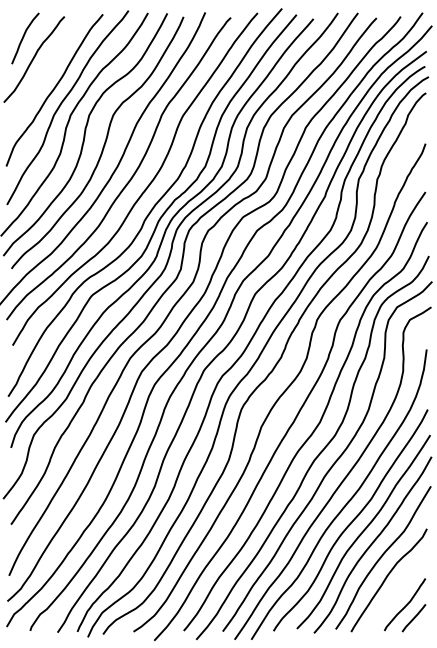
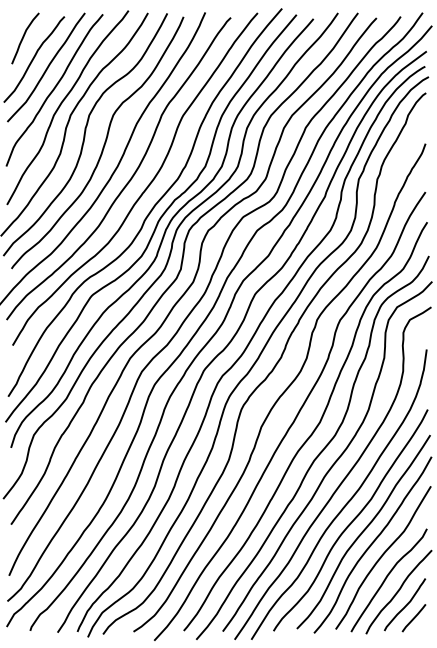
curve: none -> present (46, 67)
curve: none -> present (398, 591)
